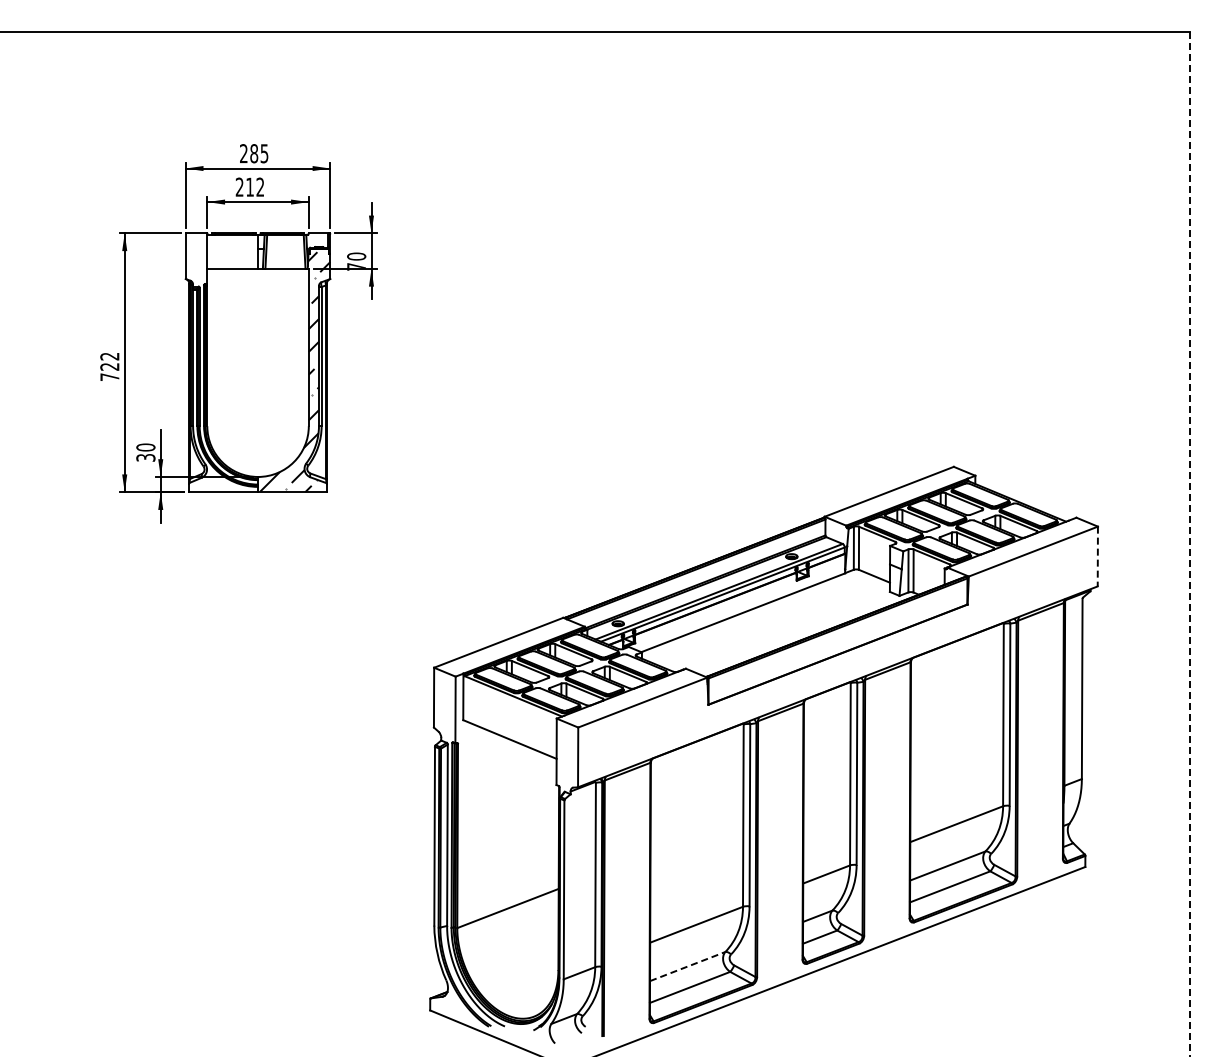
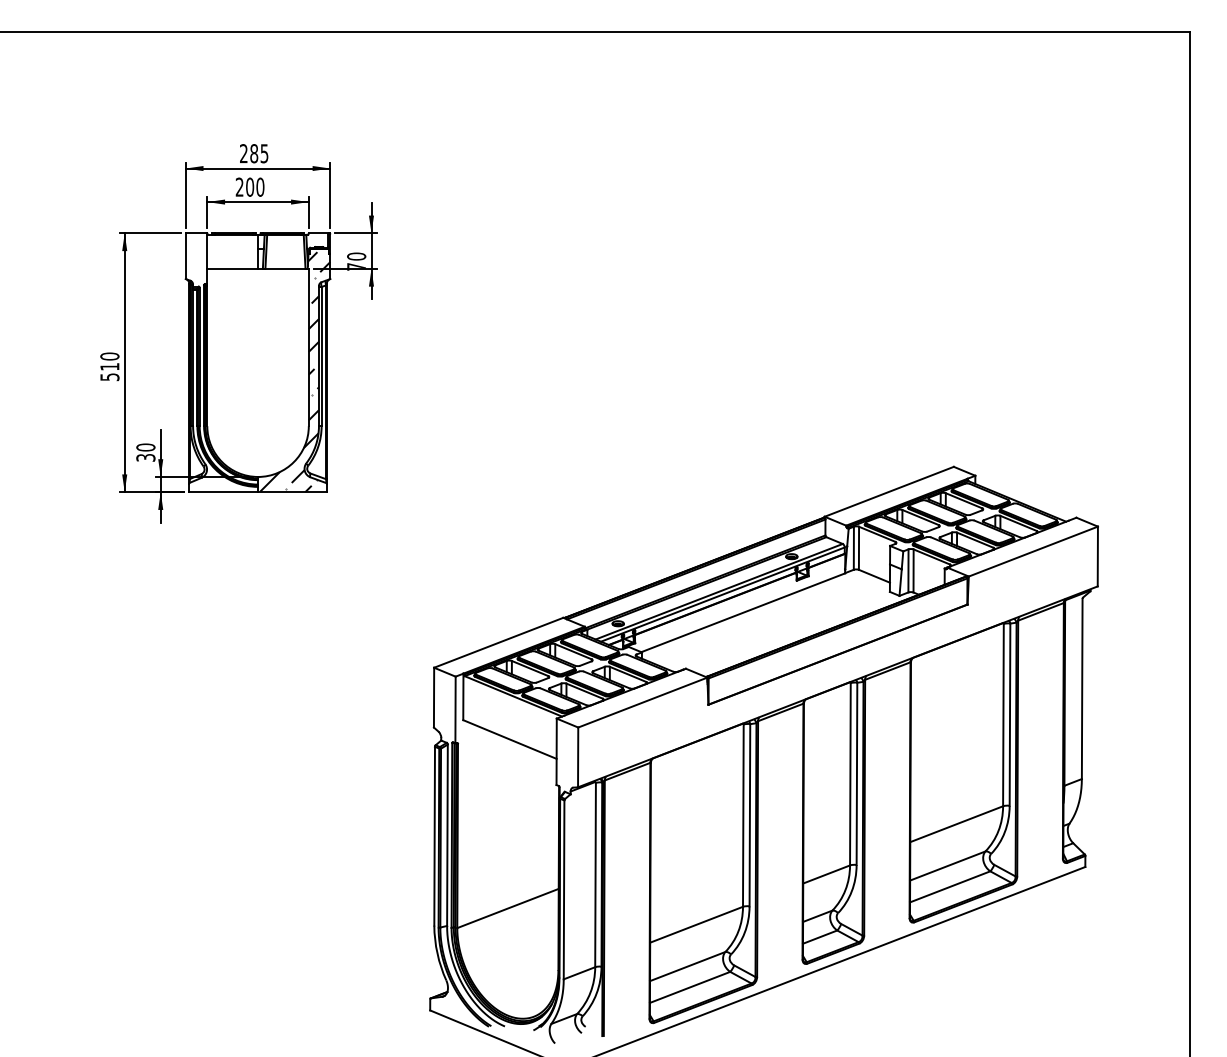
text: 212 -> 200 (255, 186)
text: 722 -> 510 (109, 366)
line: dashed -> solid (1190, 544)
line: dashed -> solid (1097, 556)
line: dashed -> solid (688, 966)
